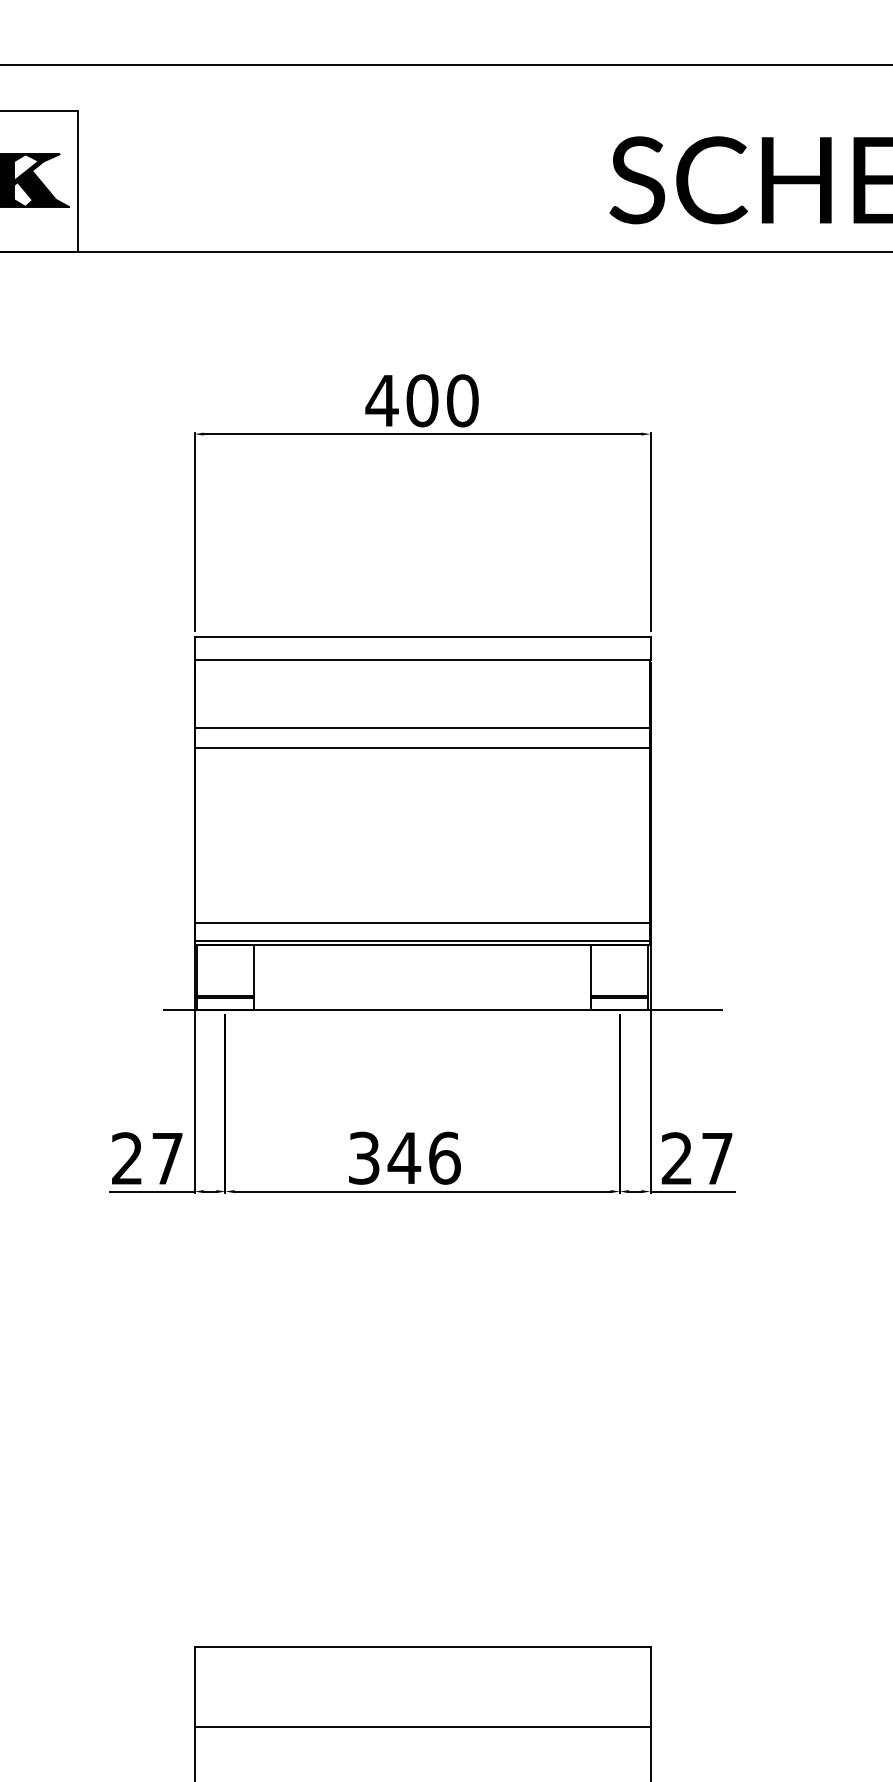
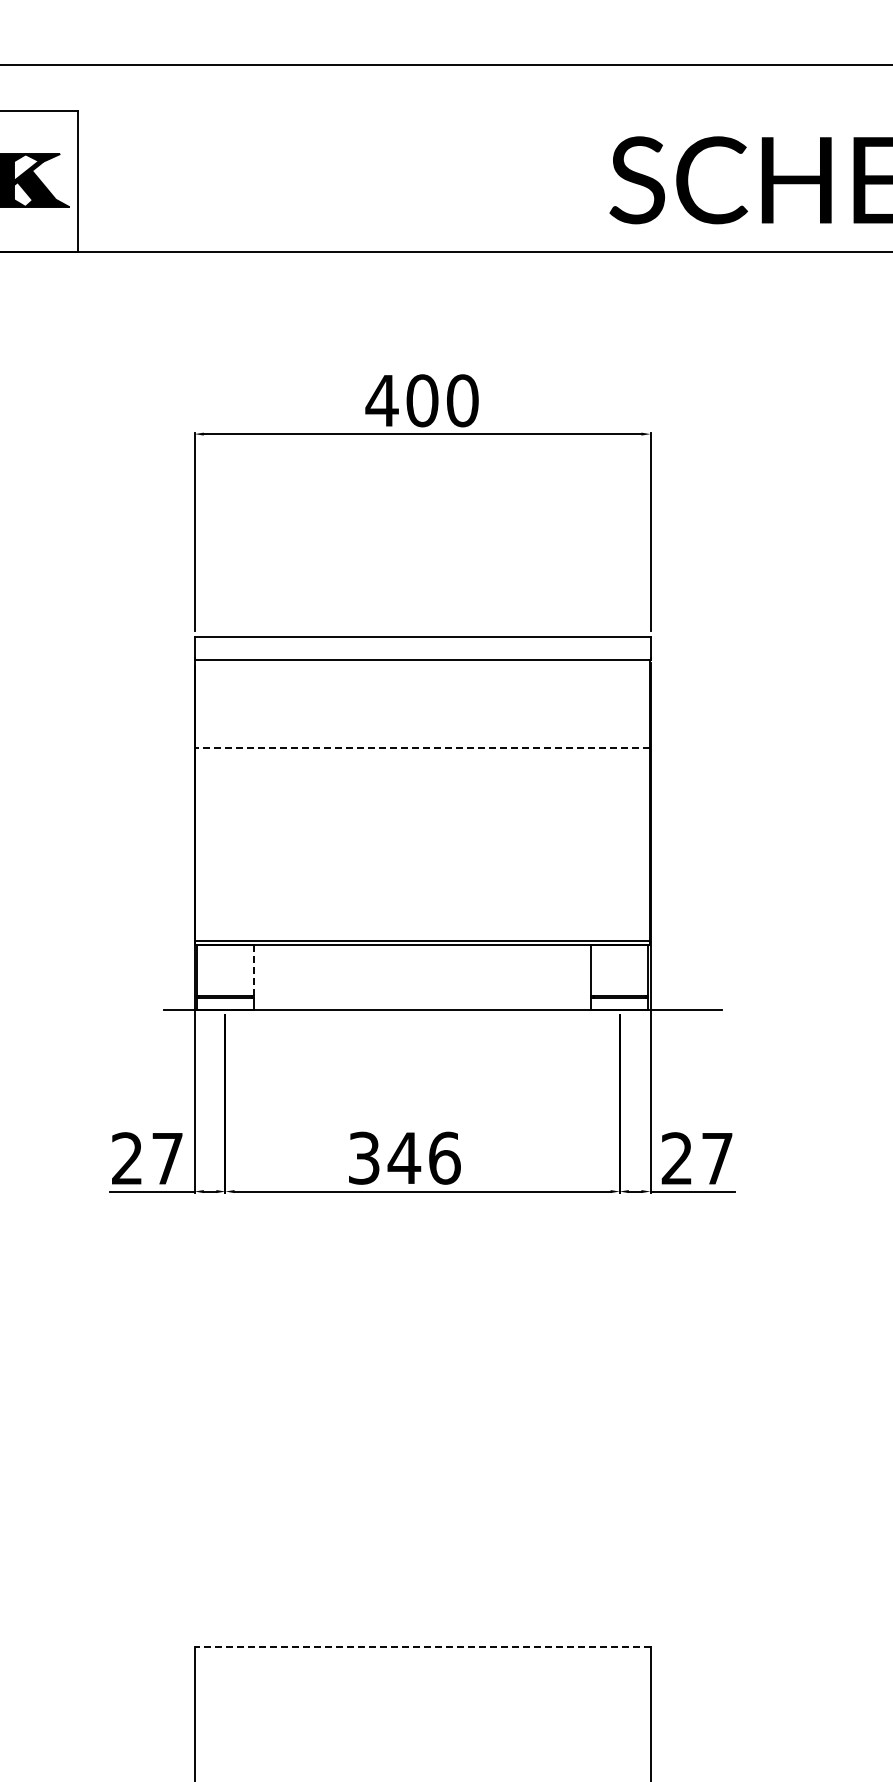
line: present -> none (422, 728)
line: solid -> dashed (422, 748)
line: present -> none (422, 922)
line: solid -> dashed (253, 970)
line: solid -> dashed (422, 1647)
line: present -> none (422, 1726)
